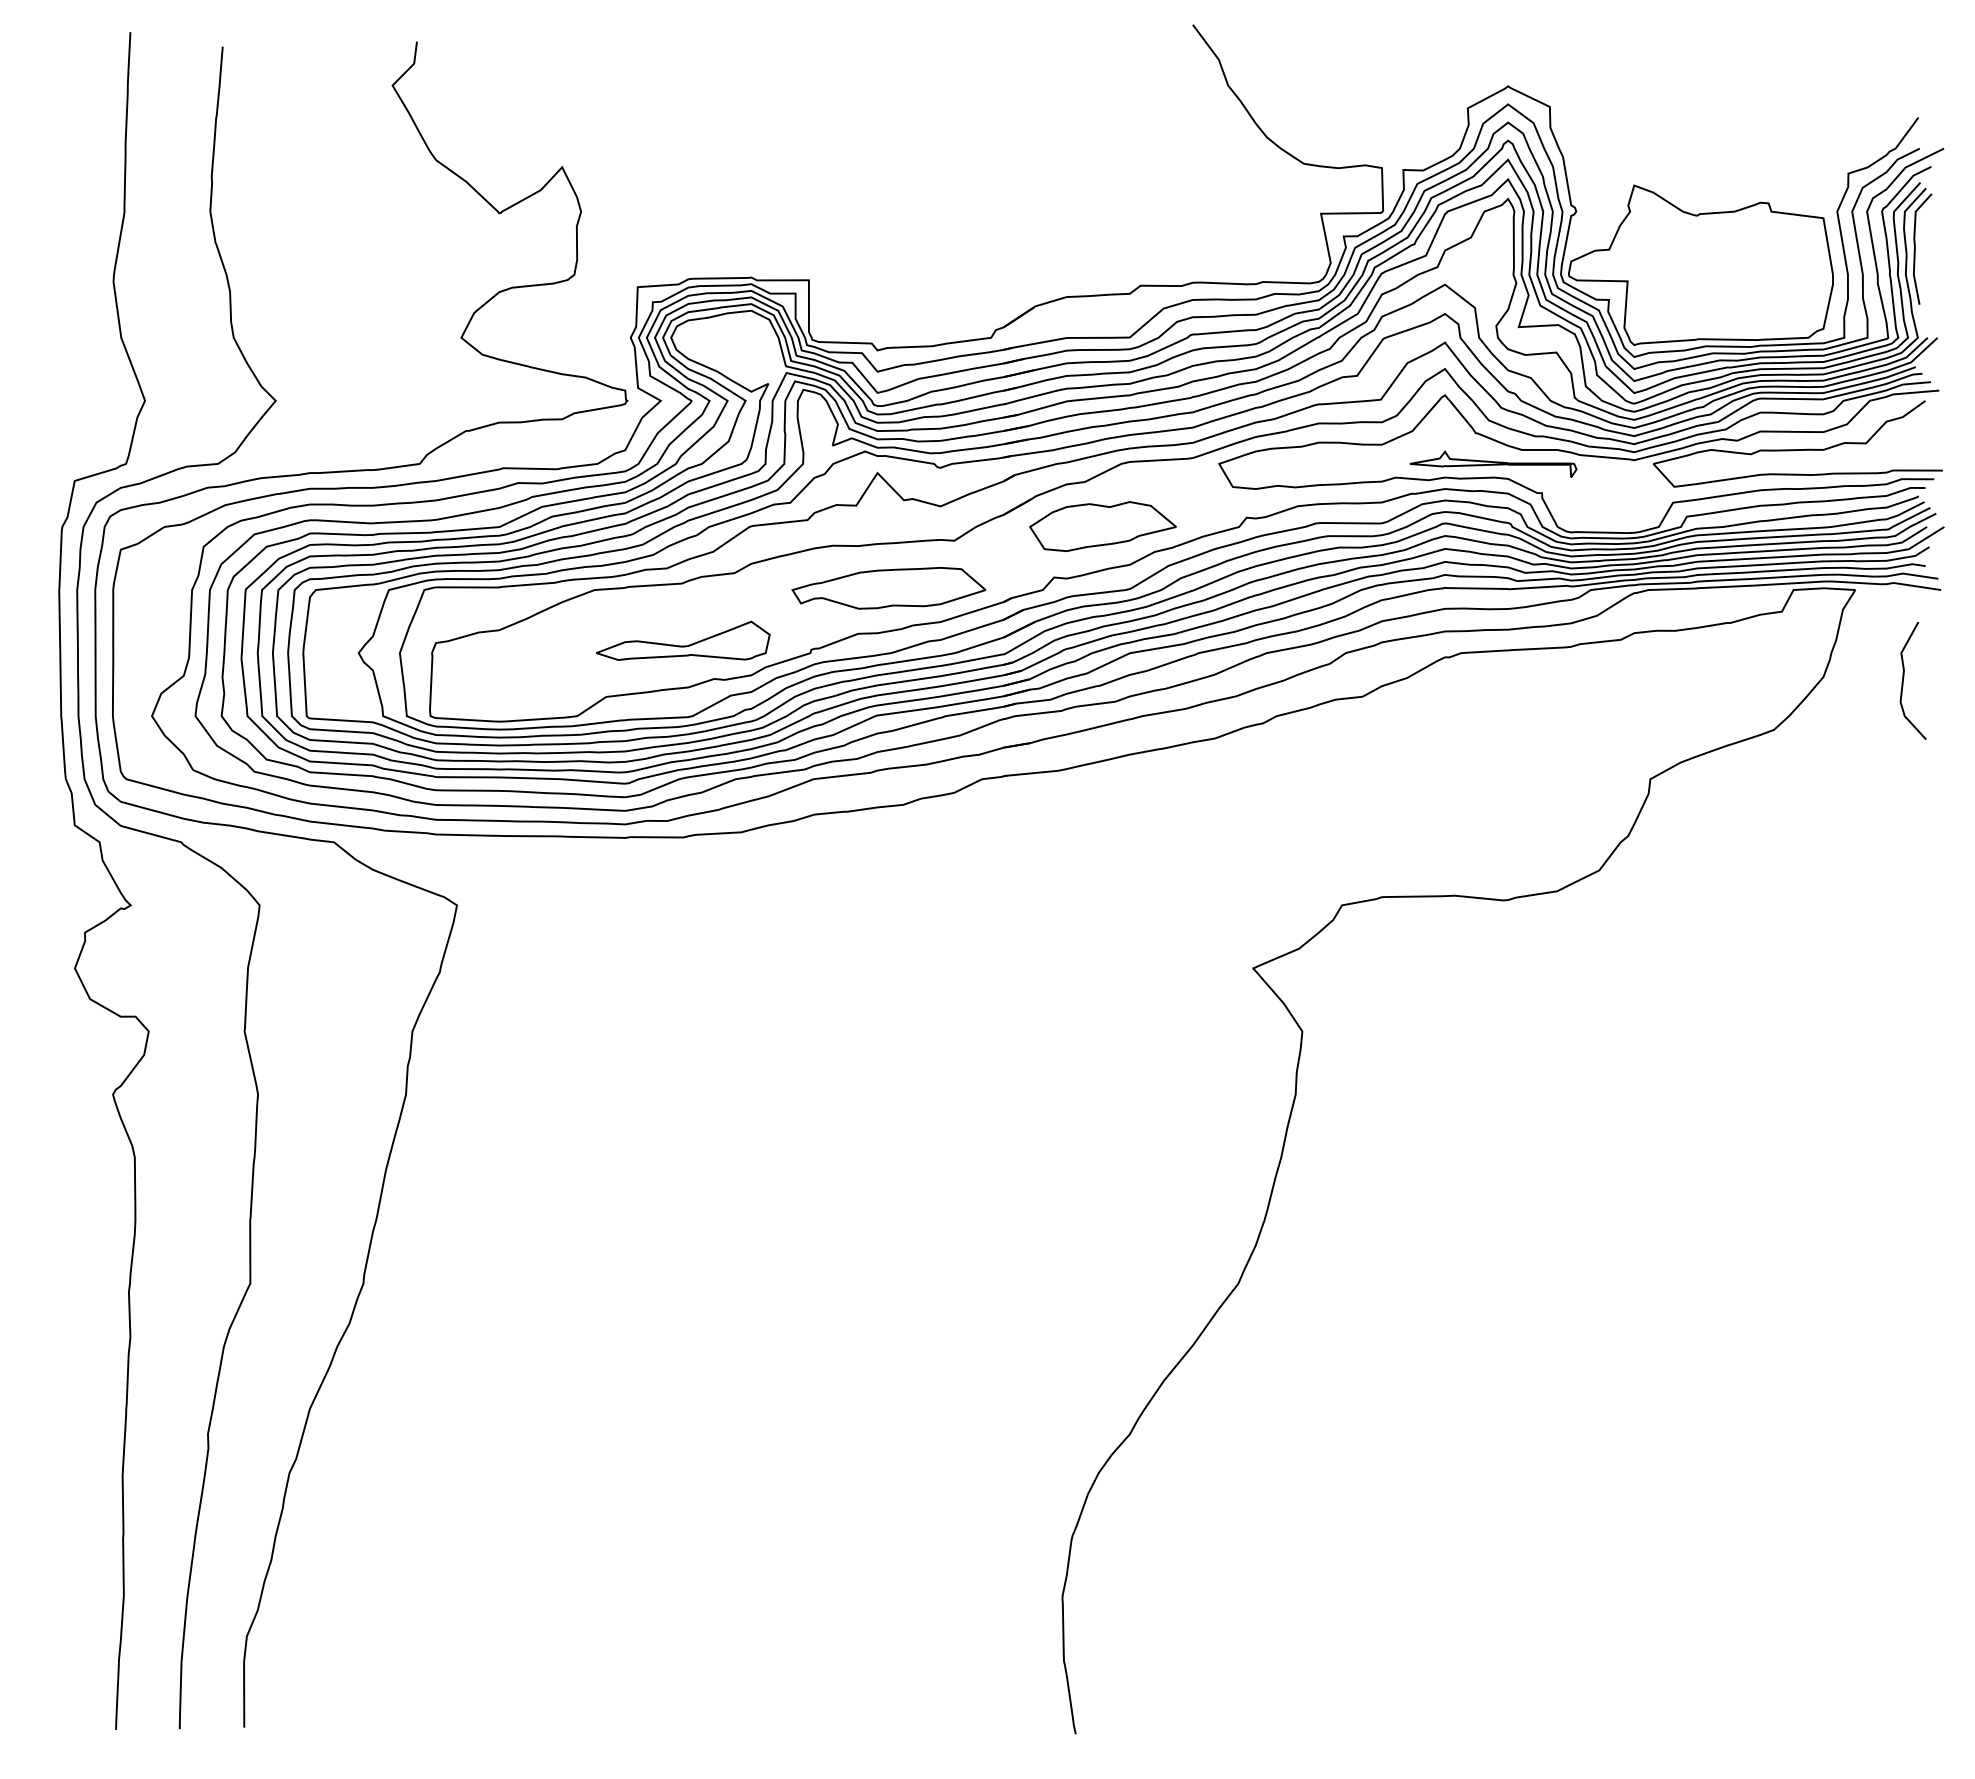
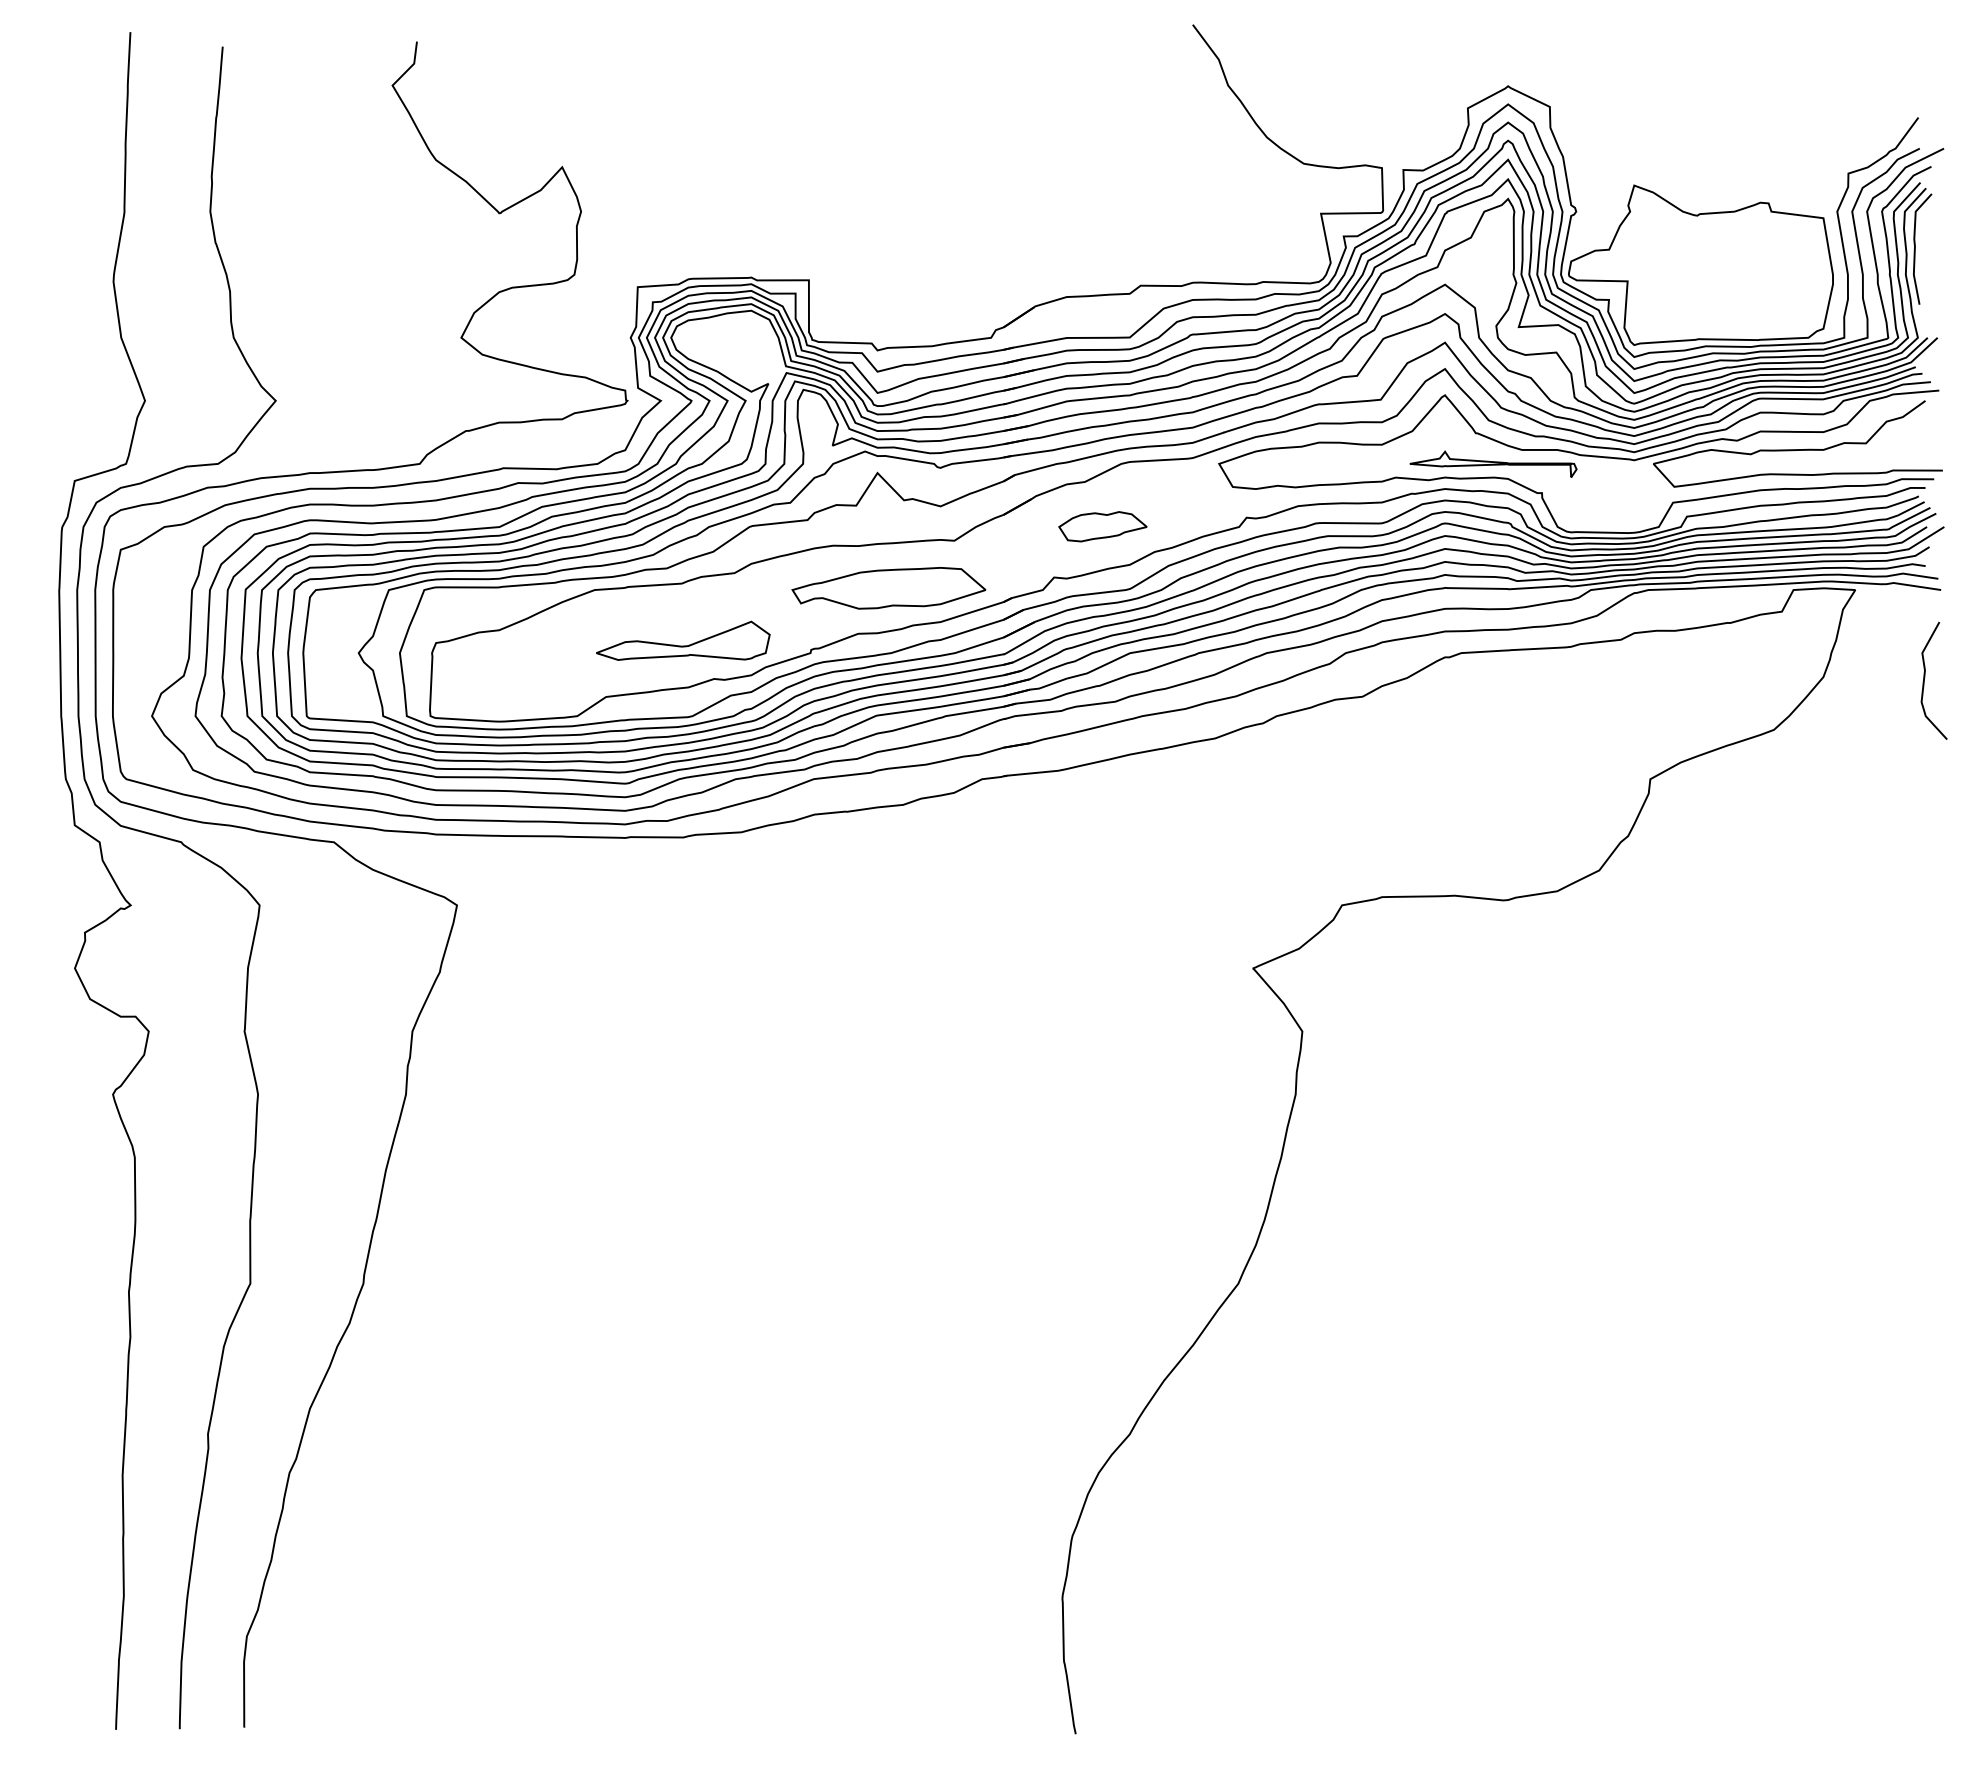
part size: 148x52 px -> 90x32 px (1102, 526)
curve position: (1904, 677) -> (1925, 677) (1925, 677)
